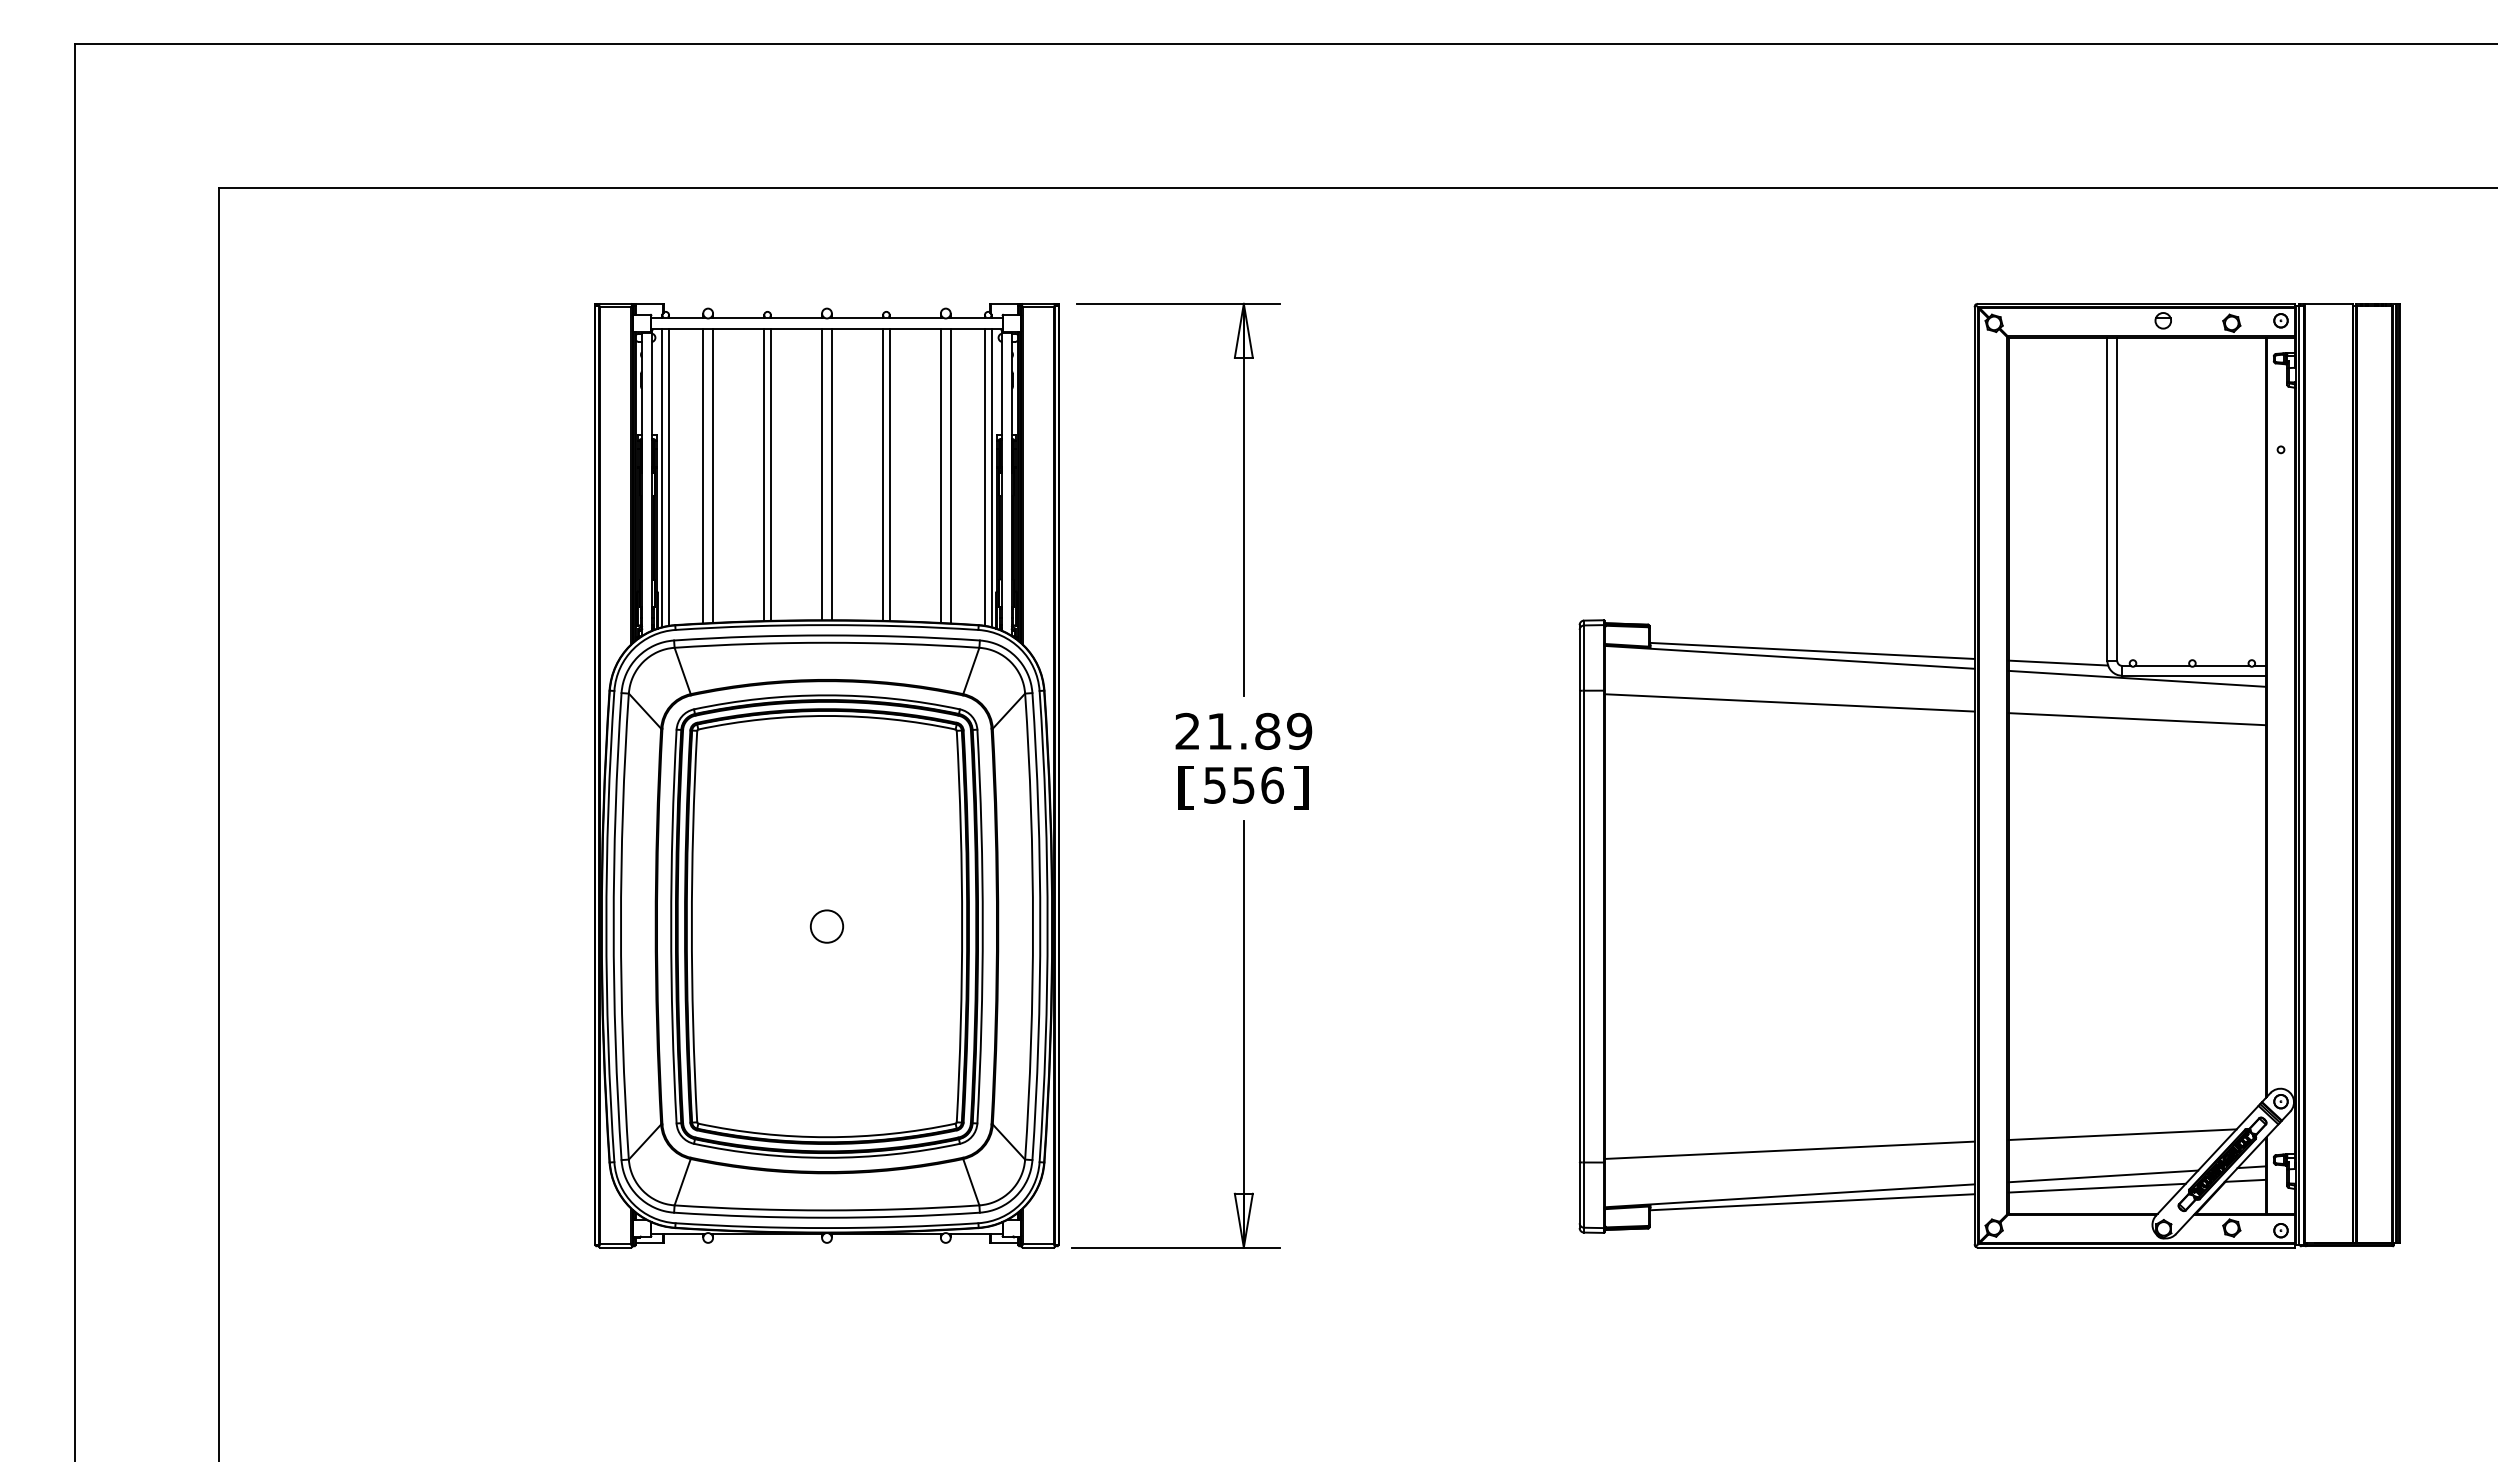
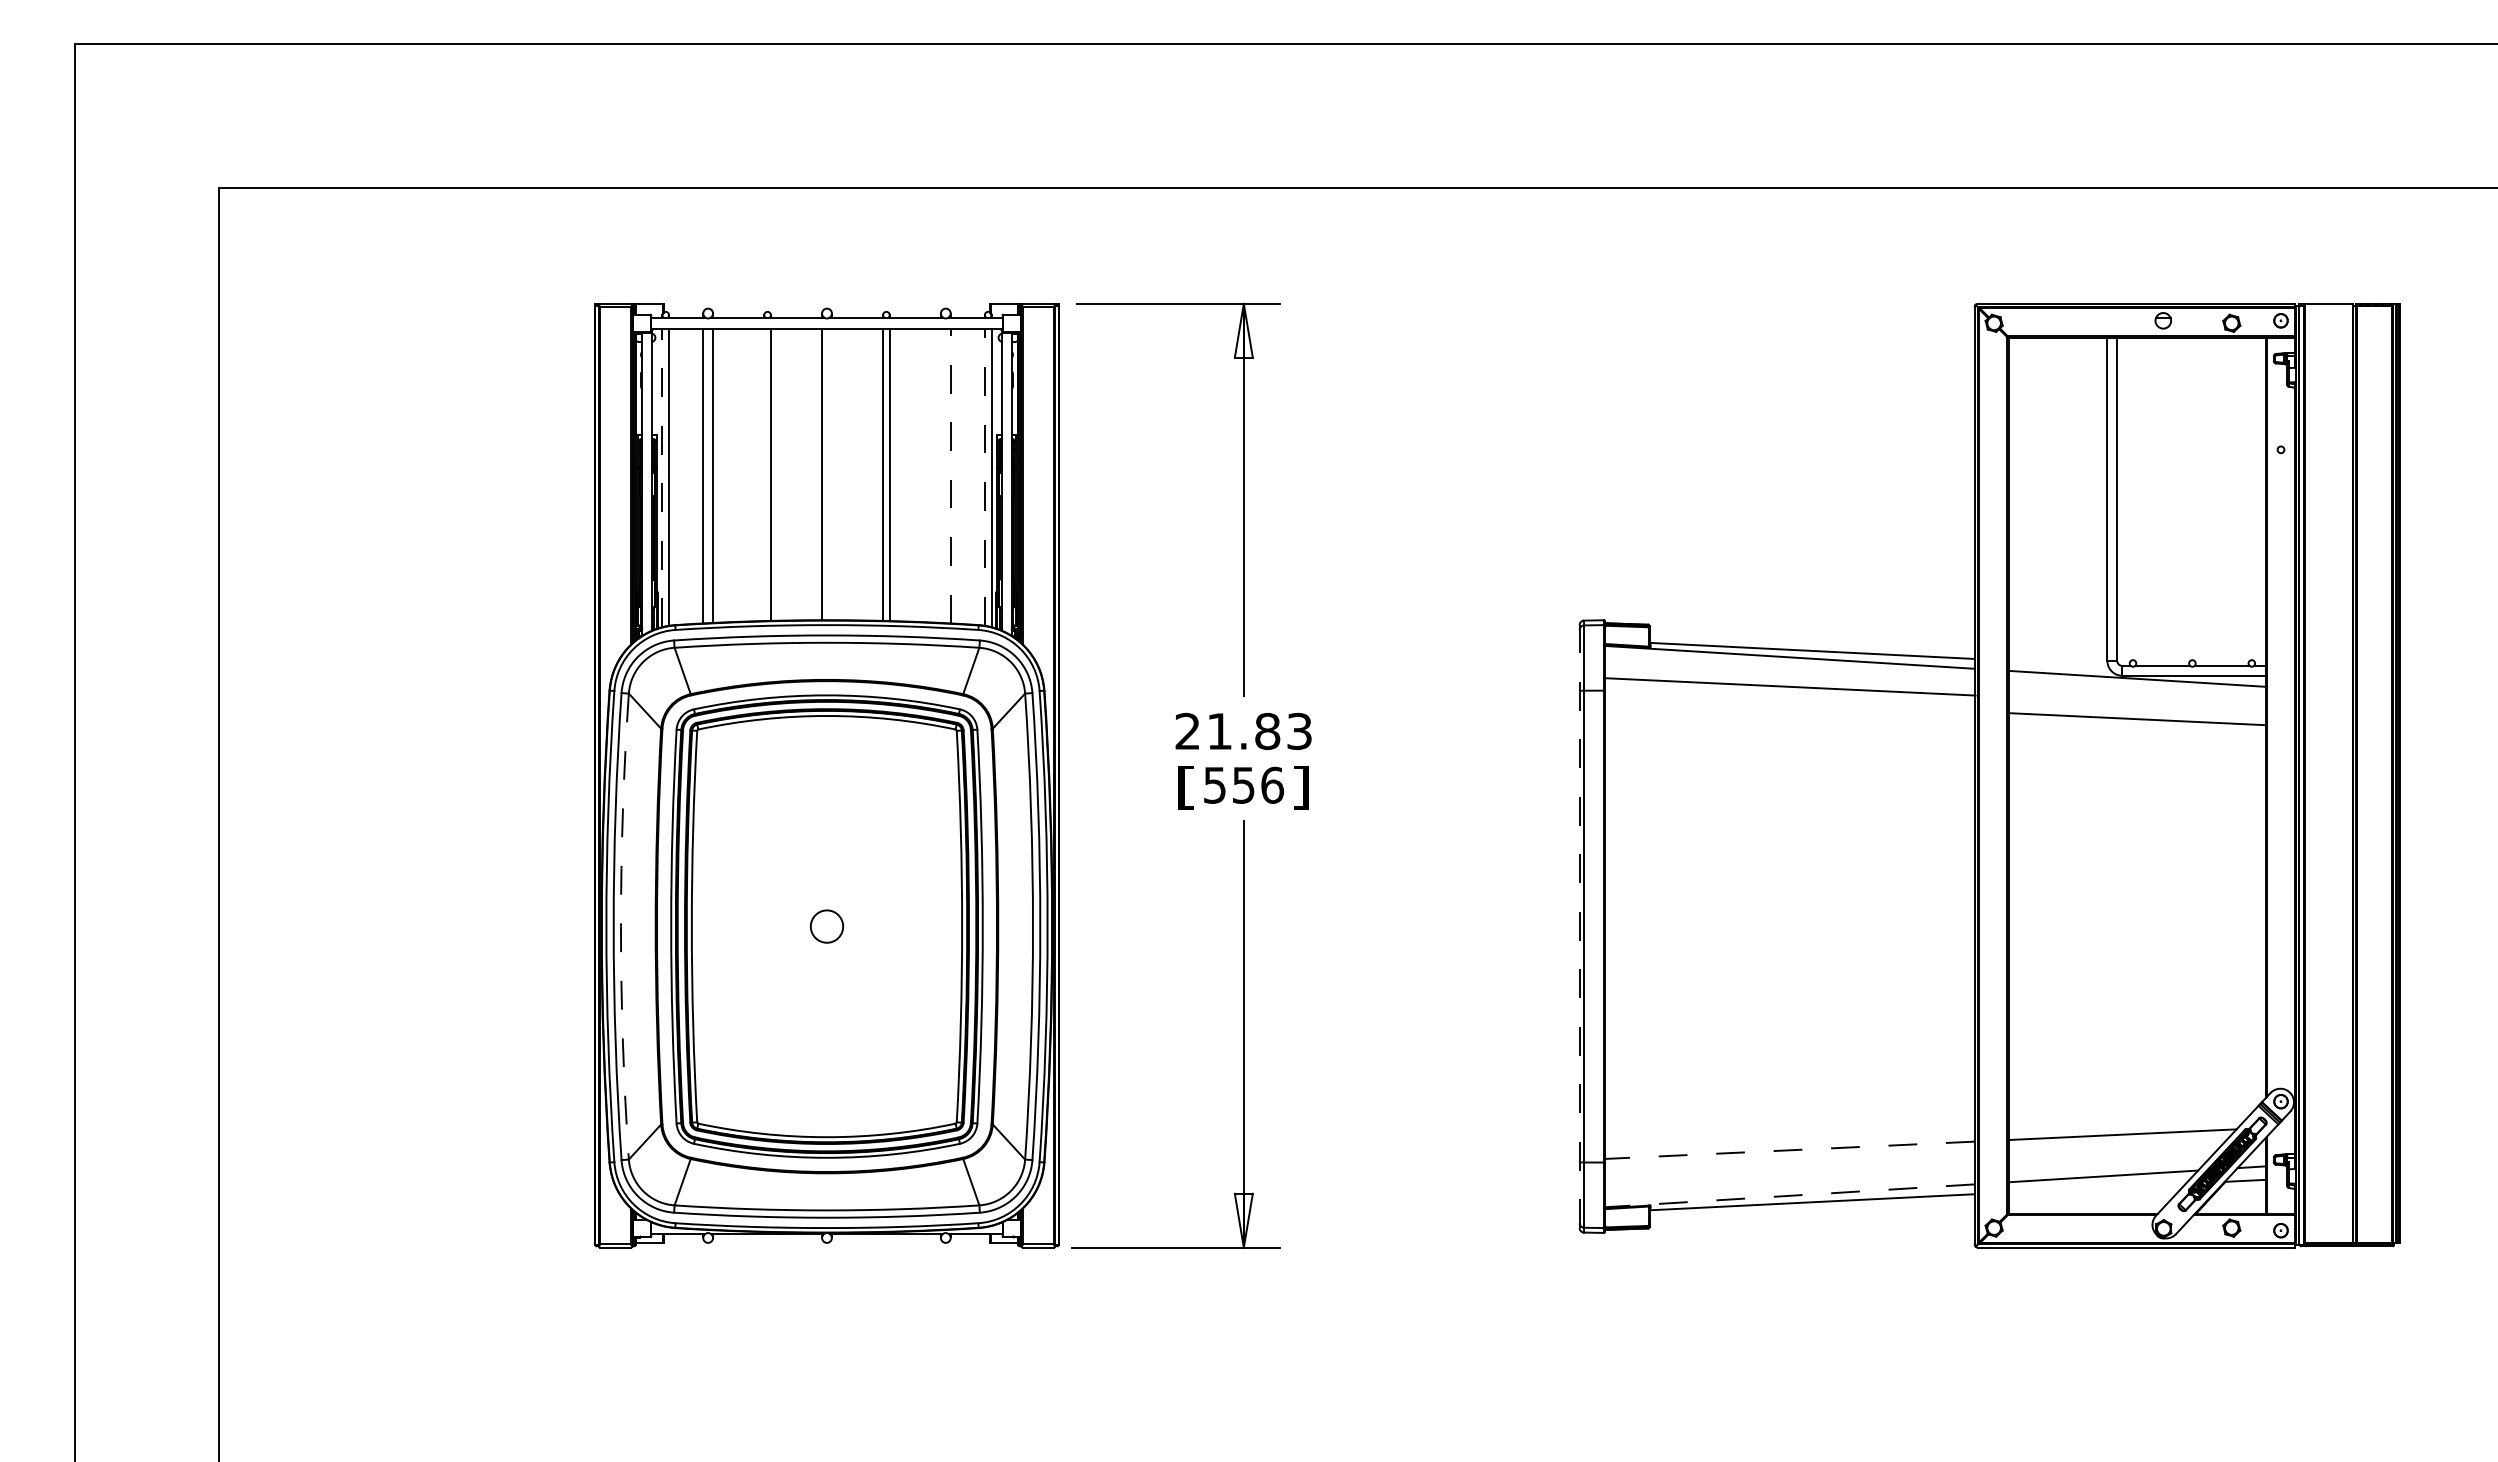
line: present -> none (831, 474)
line: present -> none (764, 475)
line: present -> none (940, 475)
line: solid -> dashed (950, 475)
line: solid -> dashed (984, 476)
line: solid -> dashed (662, 478)
line: present -> none (2058, 662)
line position: (1789, 702) -> (1790, 686) (1790, 686)
text: 21.89 -> 21.83 (1299, 731)
arc: solid -> dashed (620, 926)
line: solid -> dashed (1579, 926)
line: solid -> dashed (1789, 1150)
line: present -> none (2096, 1187)
line: solid -> dashed (1789, 1195)
